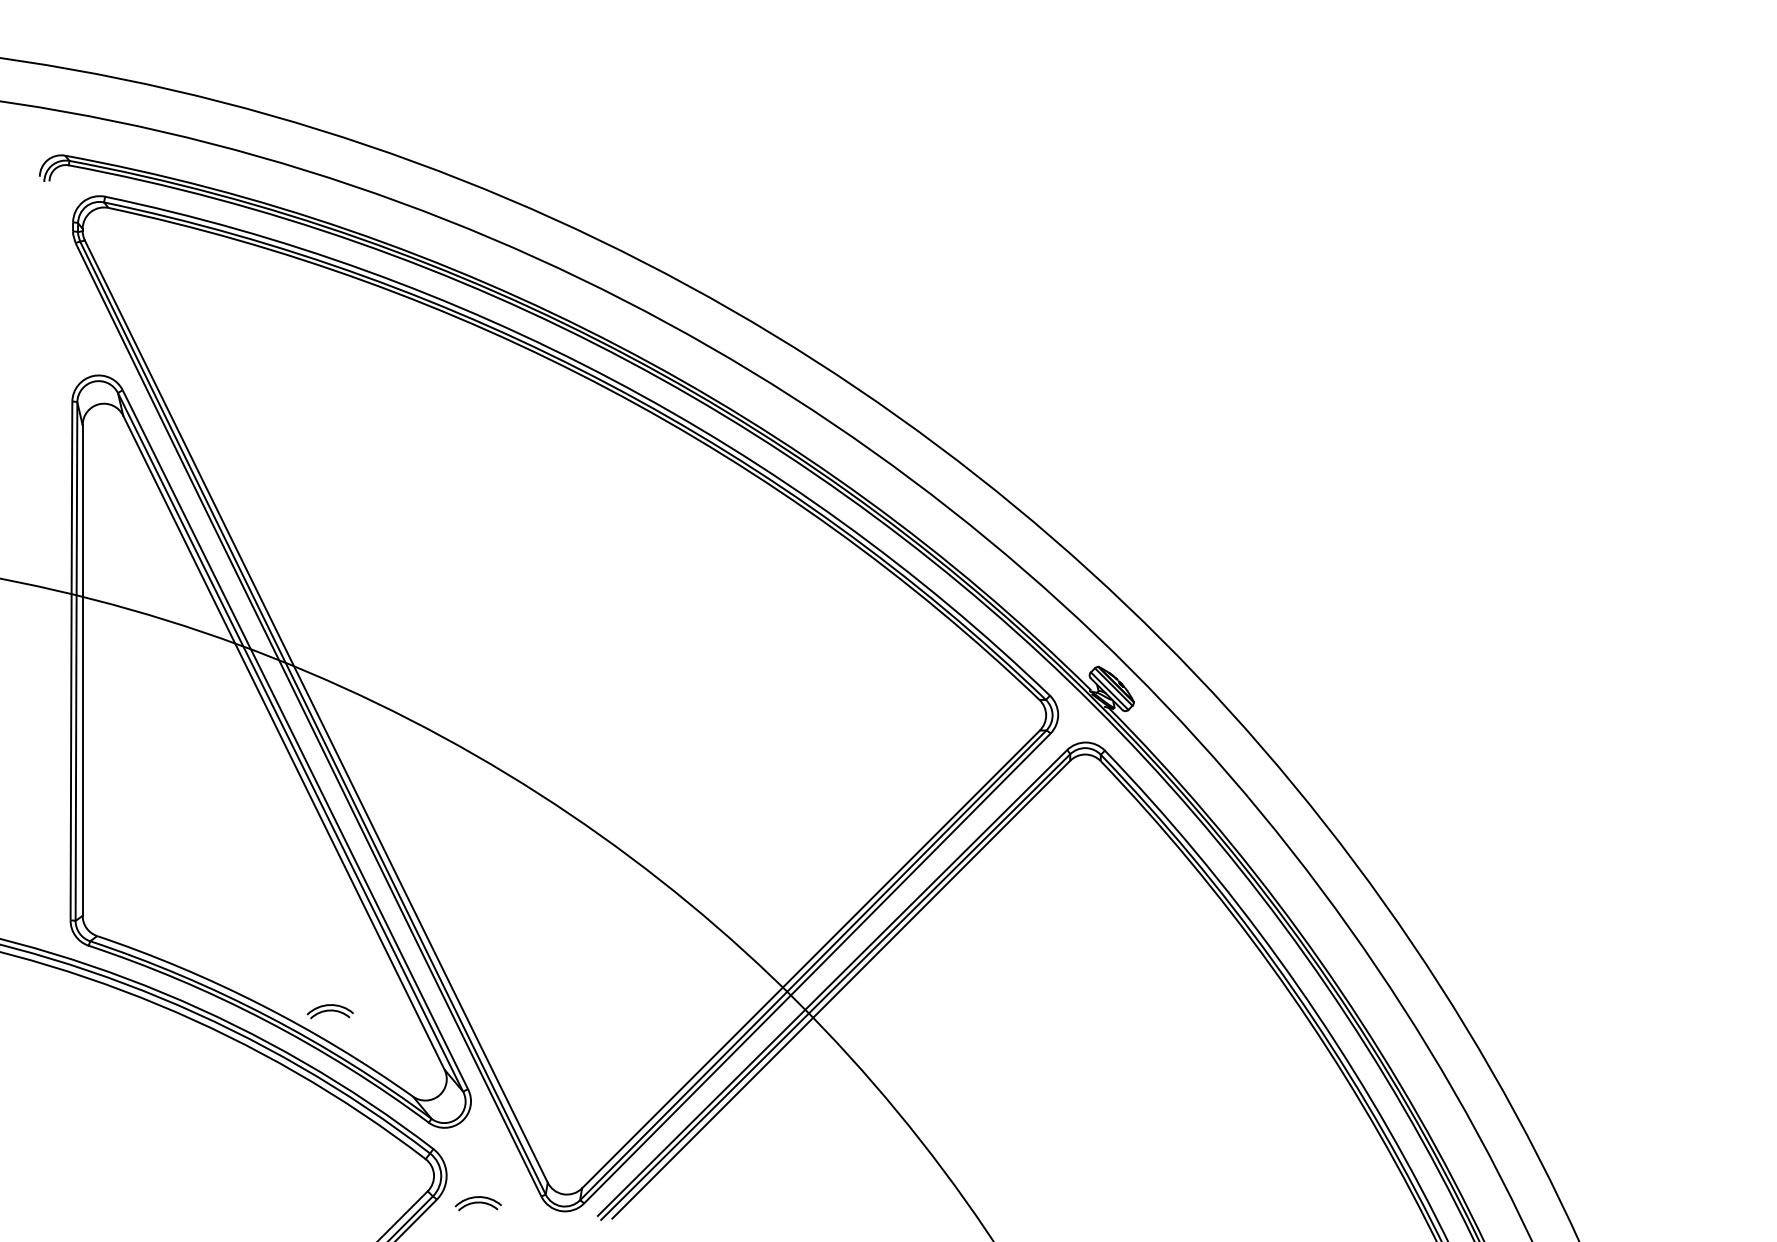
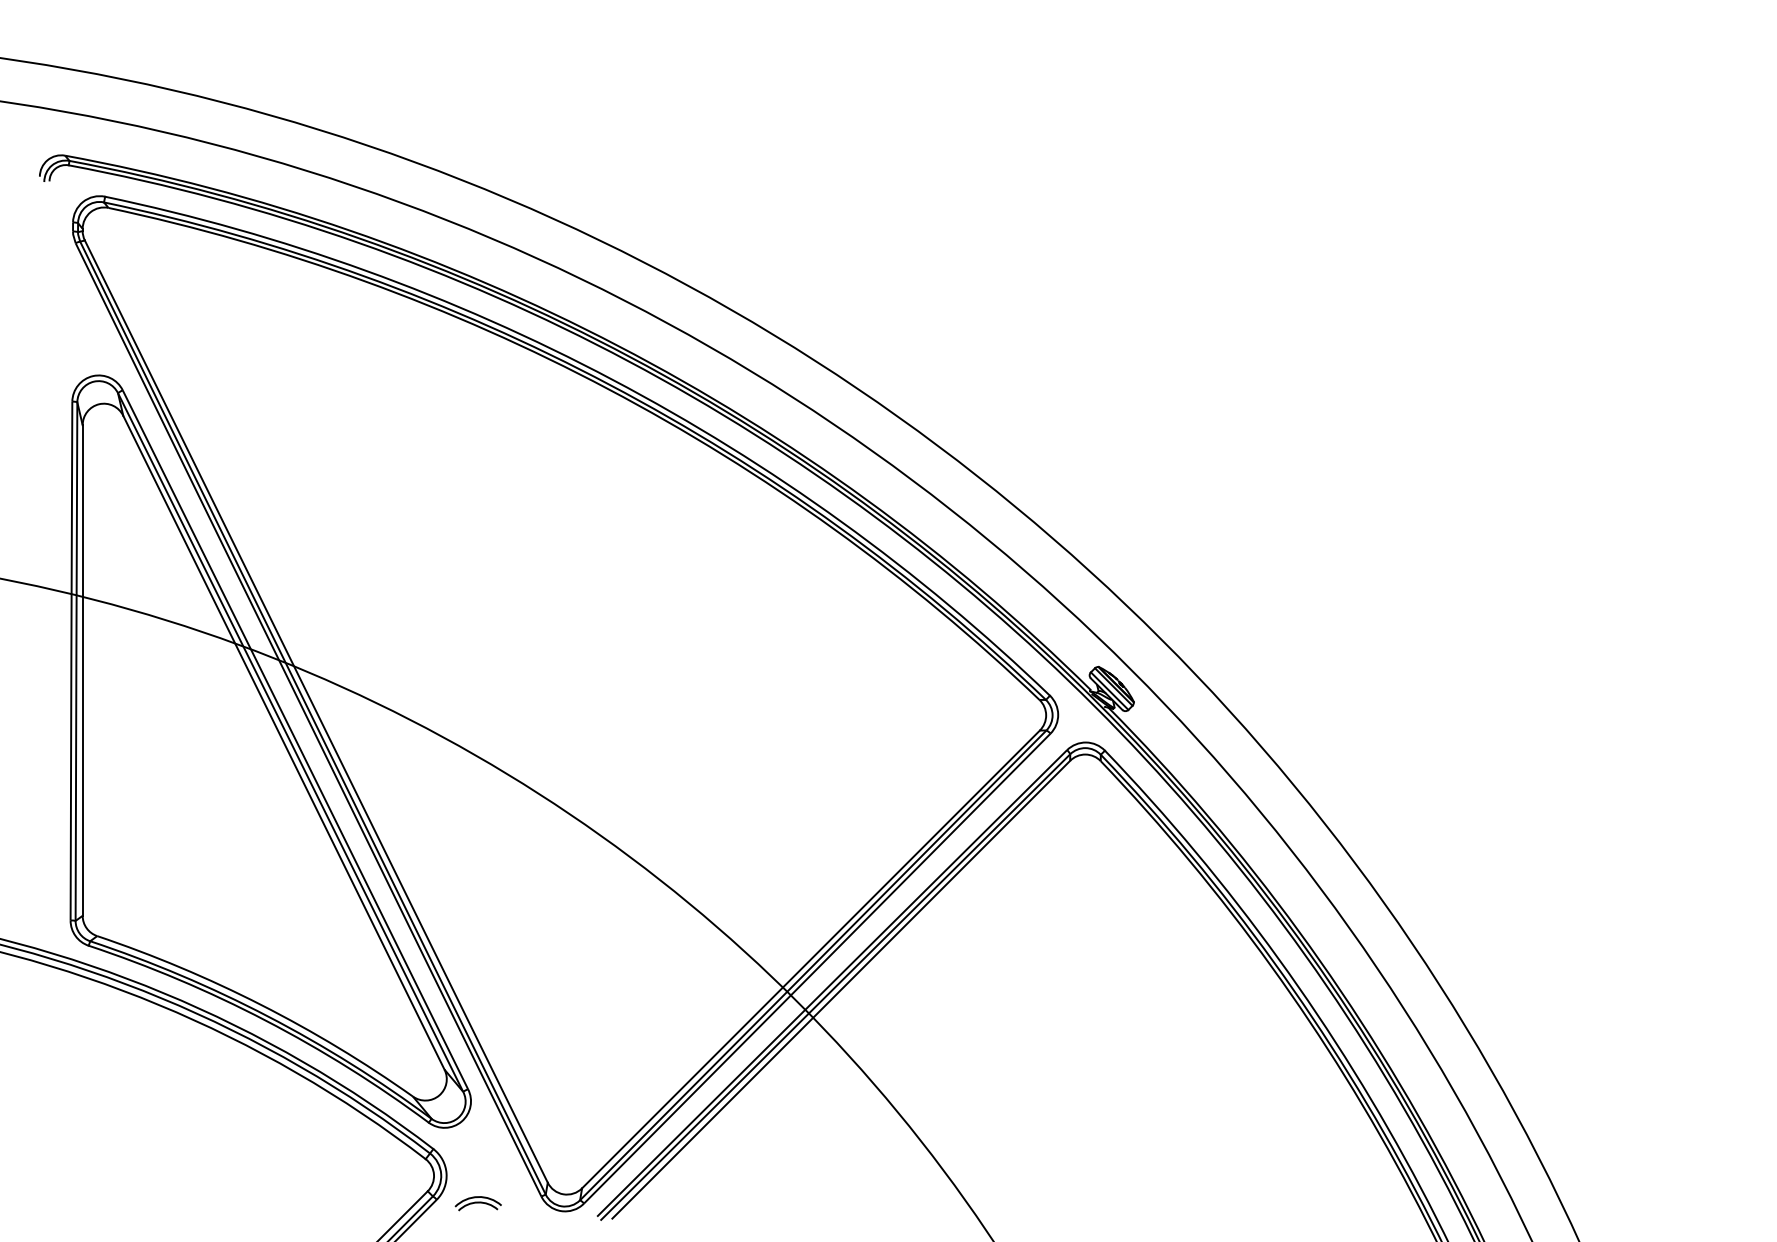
part: present -> none (329, 1011)
